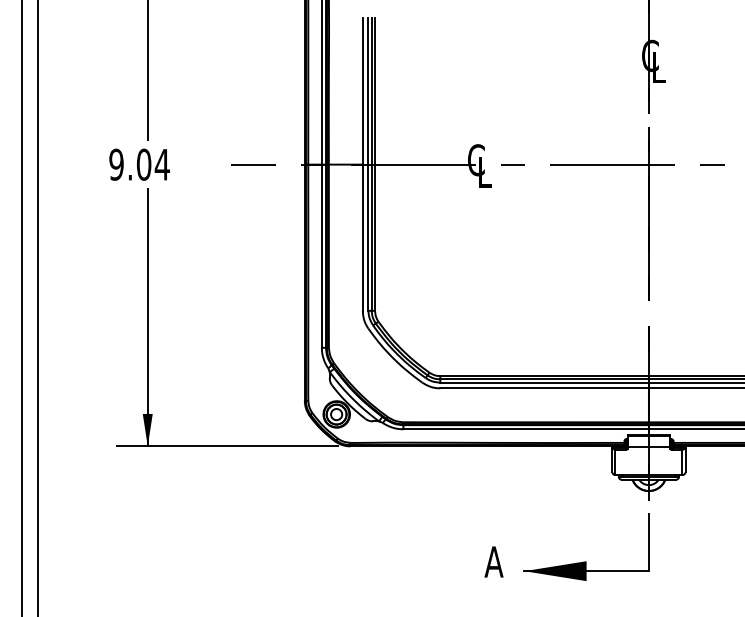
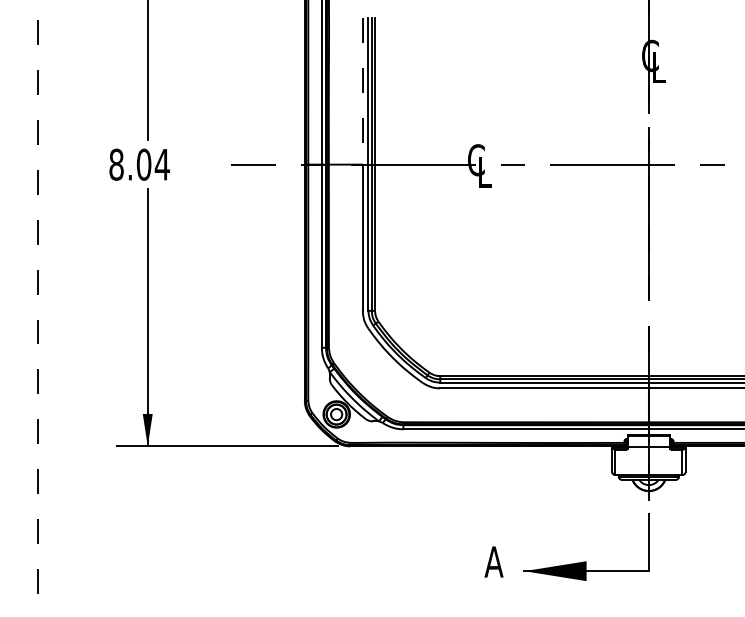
line: solid -> dashed (362, 92)
text: 9.04 -> 8.04 (116, 164)
line: present -> none (22, 307)
line: solid -> dashed (37, 308)
